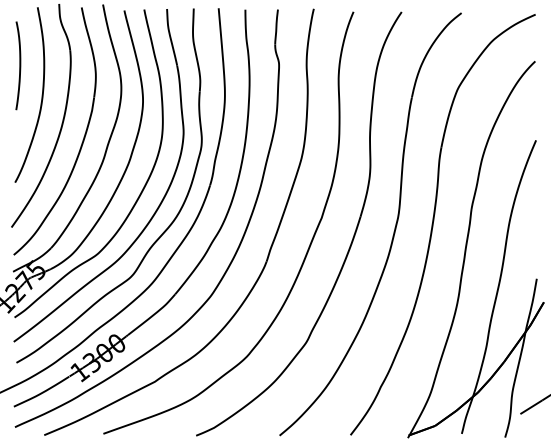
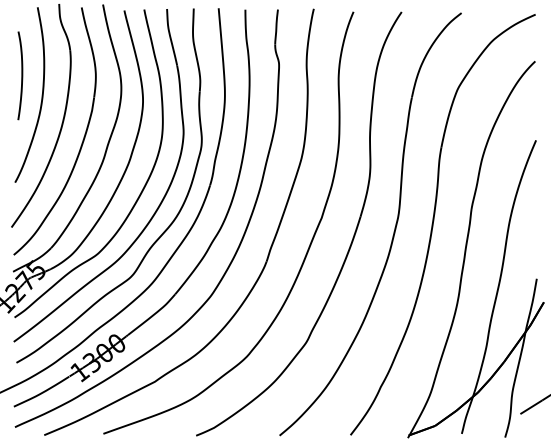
curve position: (19, 65) -> (21, 75) (21, 75)
